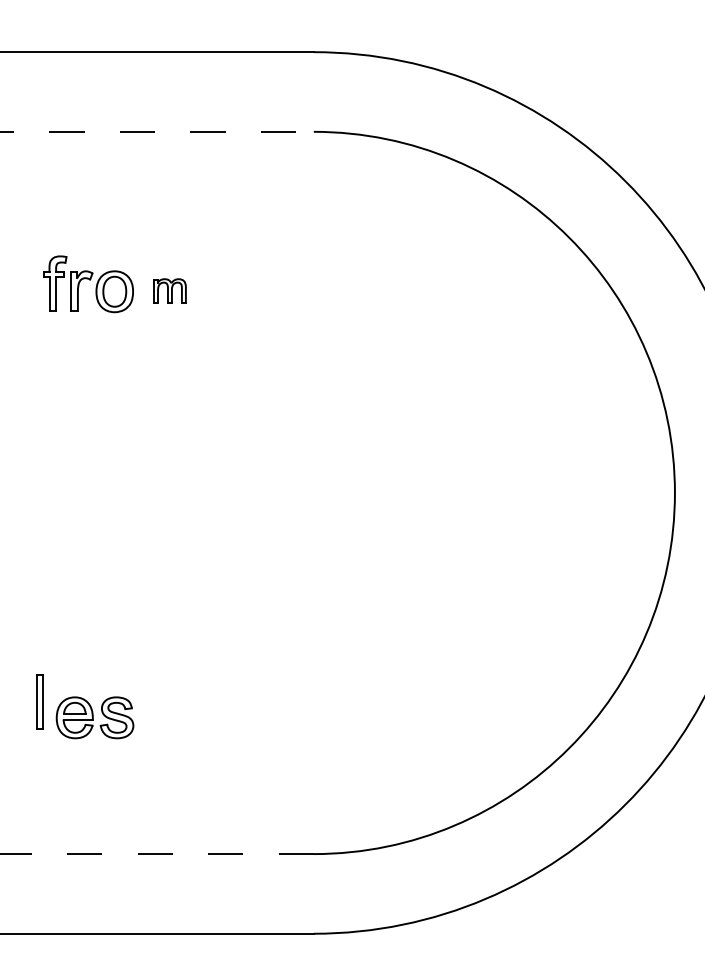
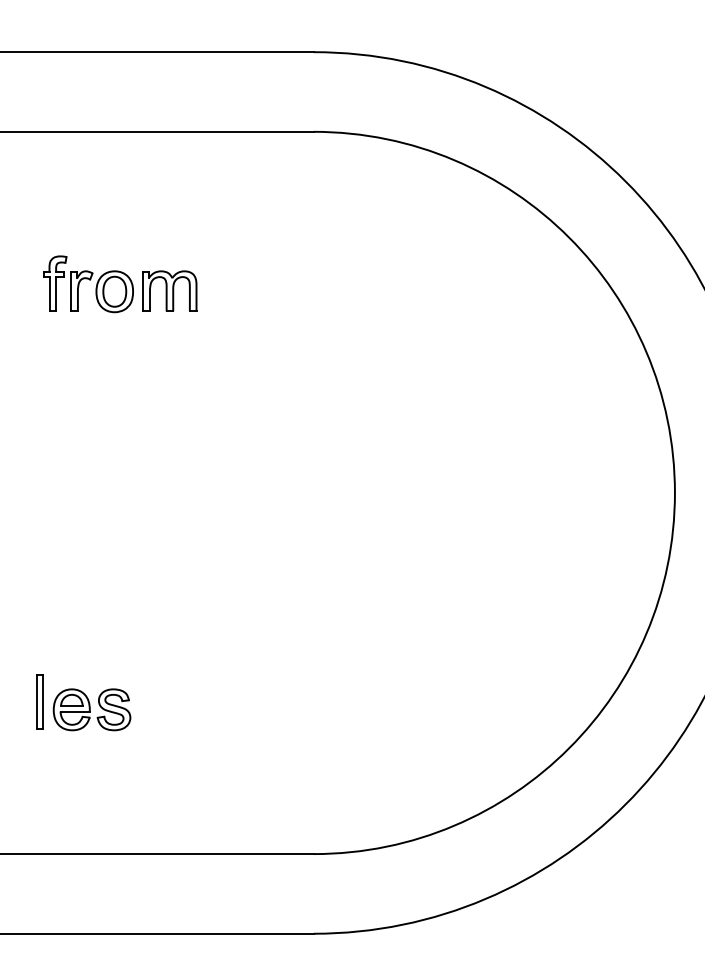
line: dashed -> solid (157, 131)
part size: 34x26 px -> 56x42 px (169, 290)
part position: (94, 717) -> (91, 709) (91, 709)
line: dashed -> solid (156, 854)
